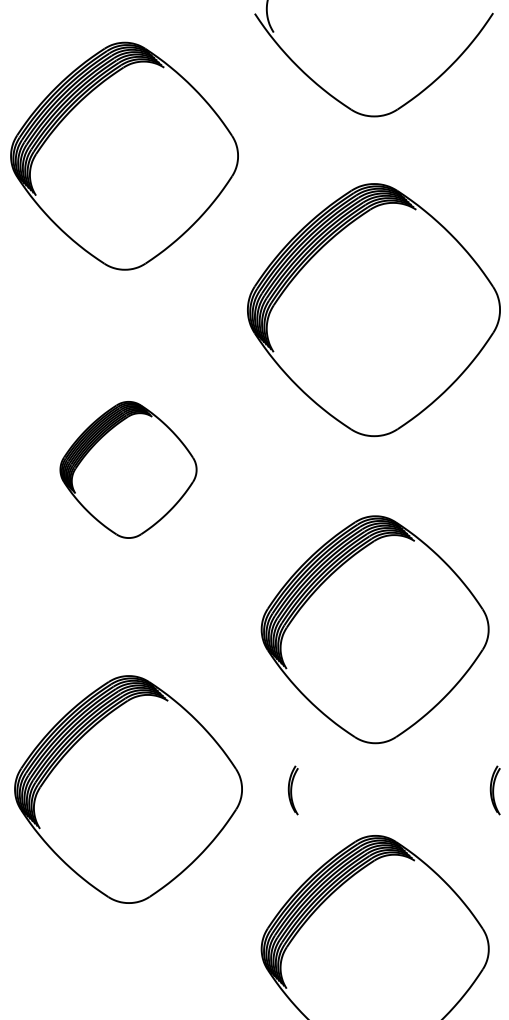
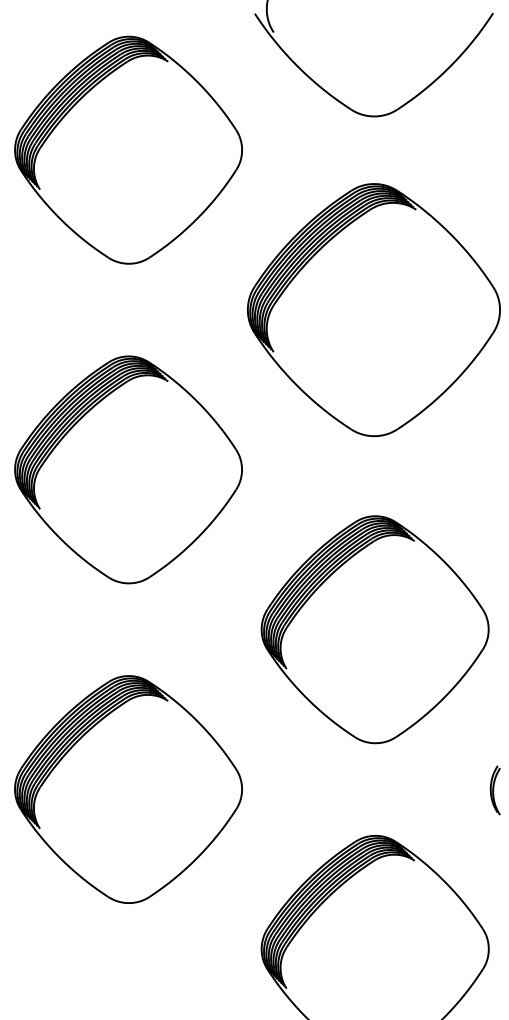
part position: (124, 155) -> (128, 149) (128, 149)
part size: 139x138 px -> 229x230 px (128, 469)
part: present -> none (292, 790)
